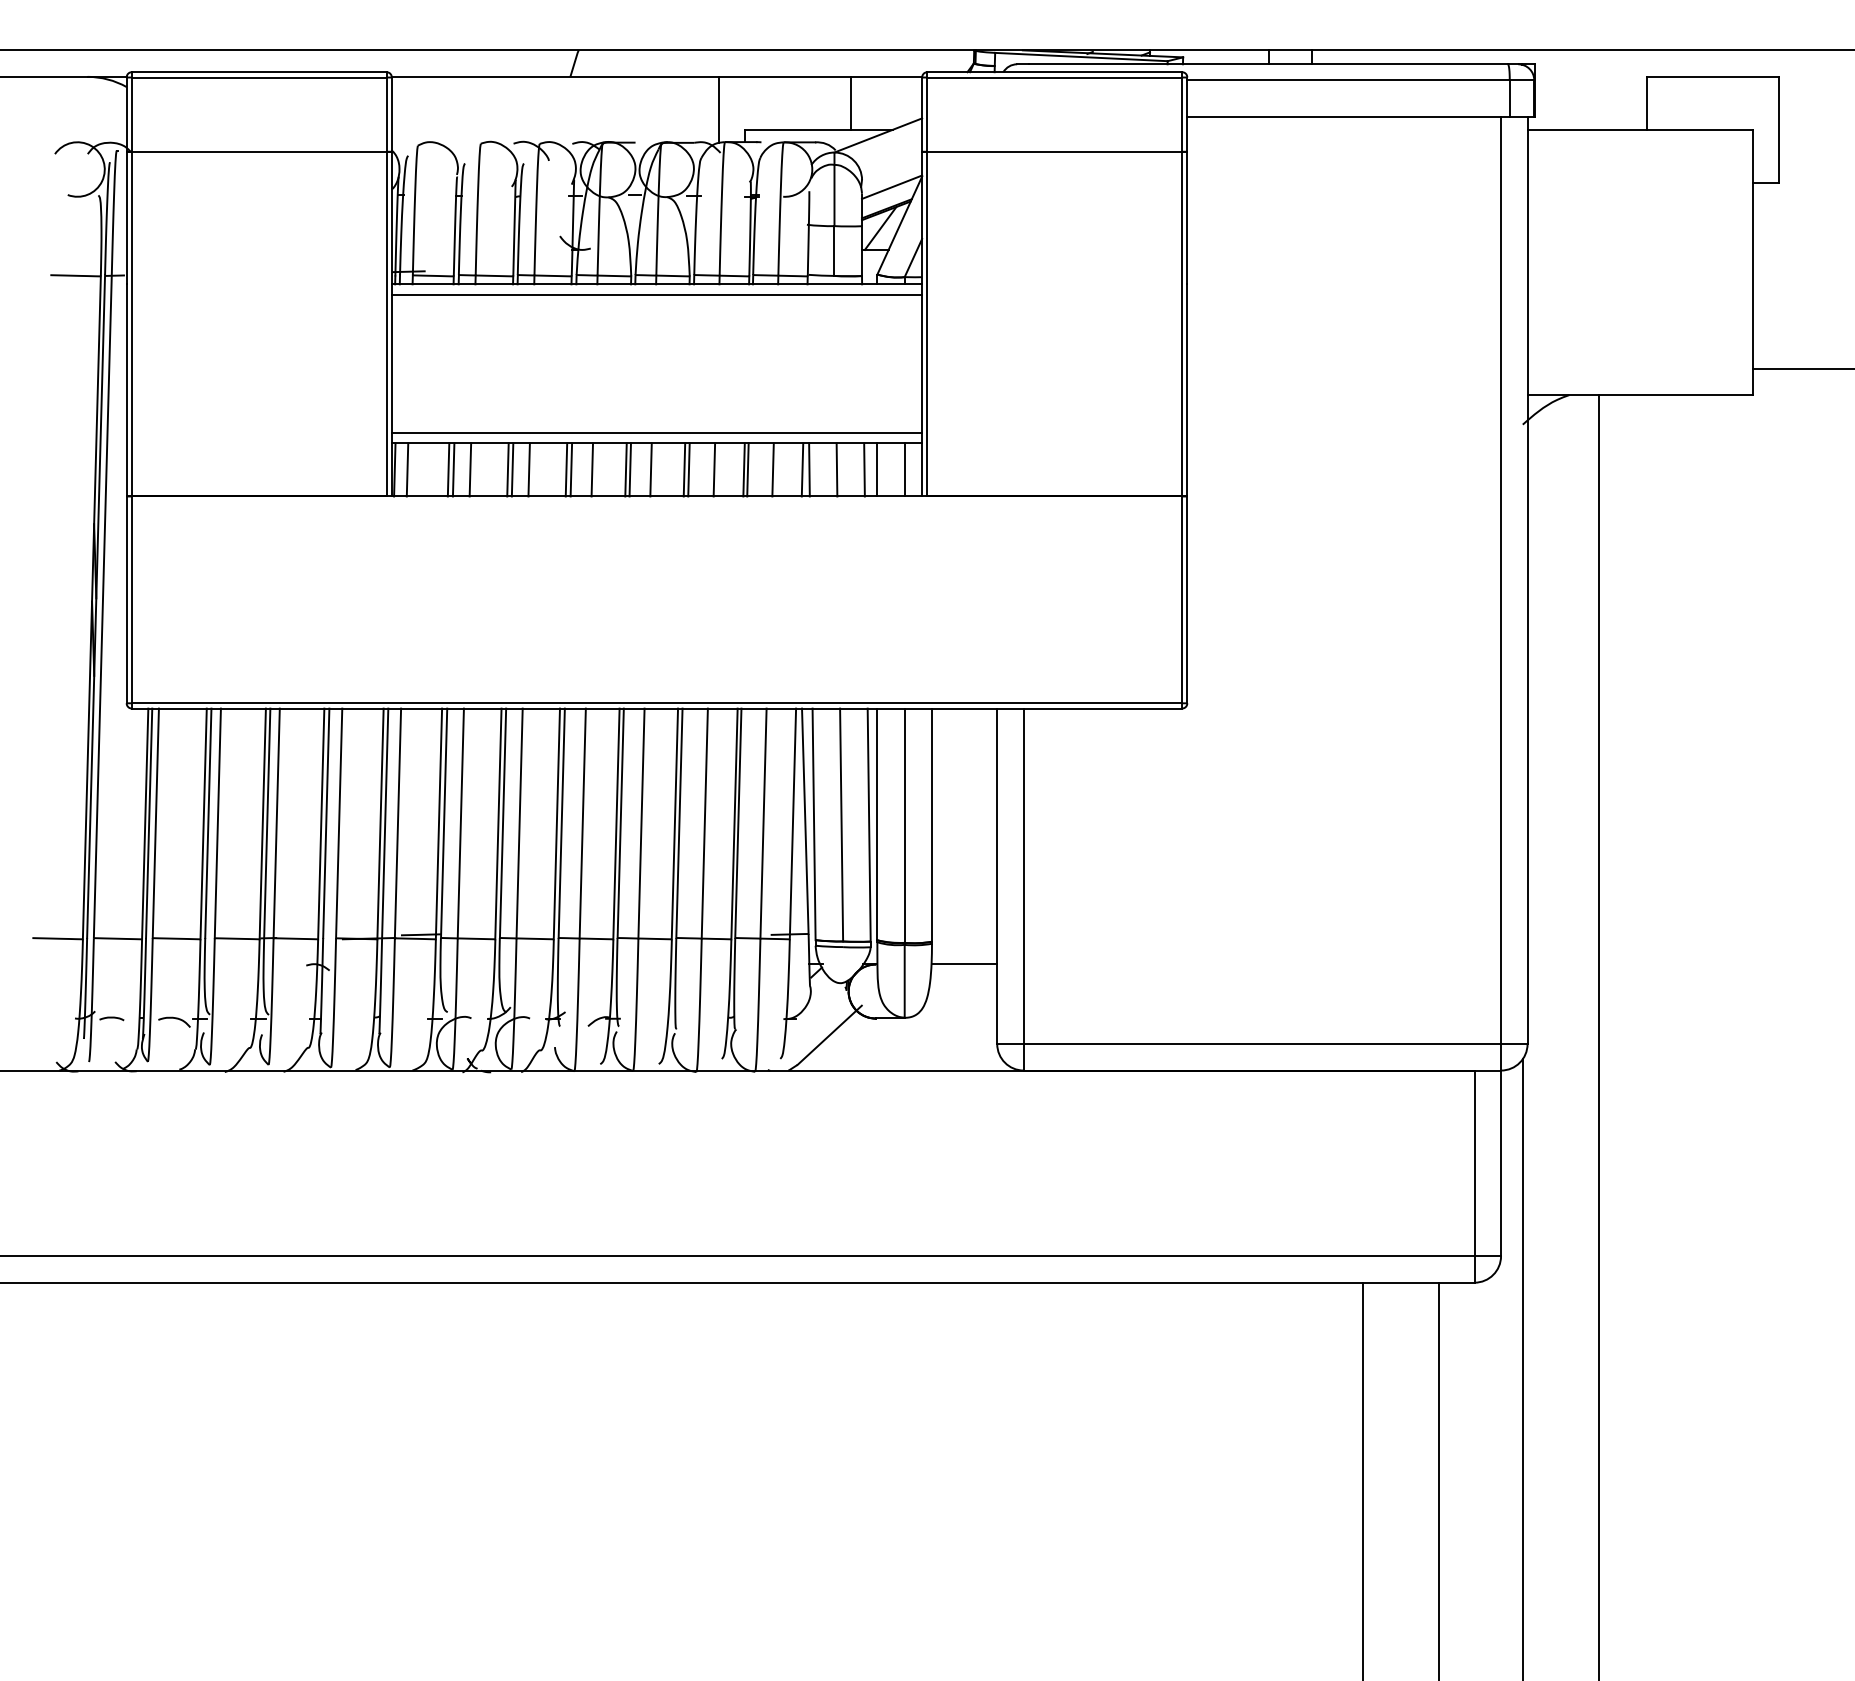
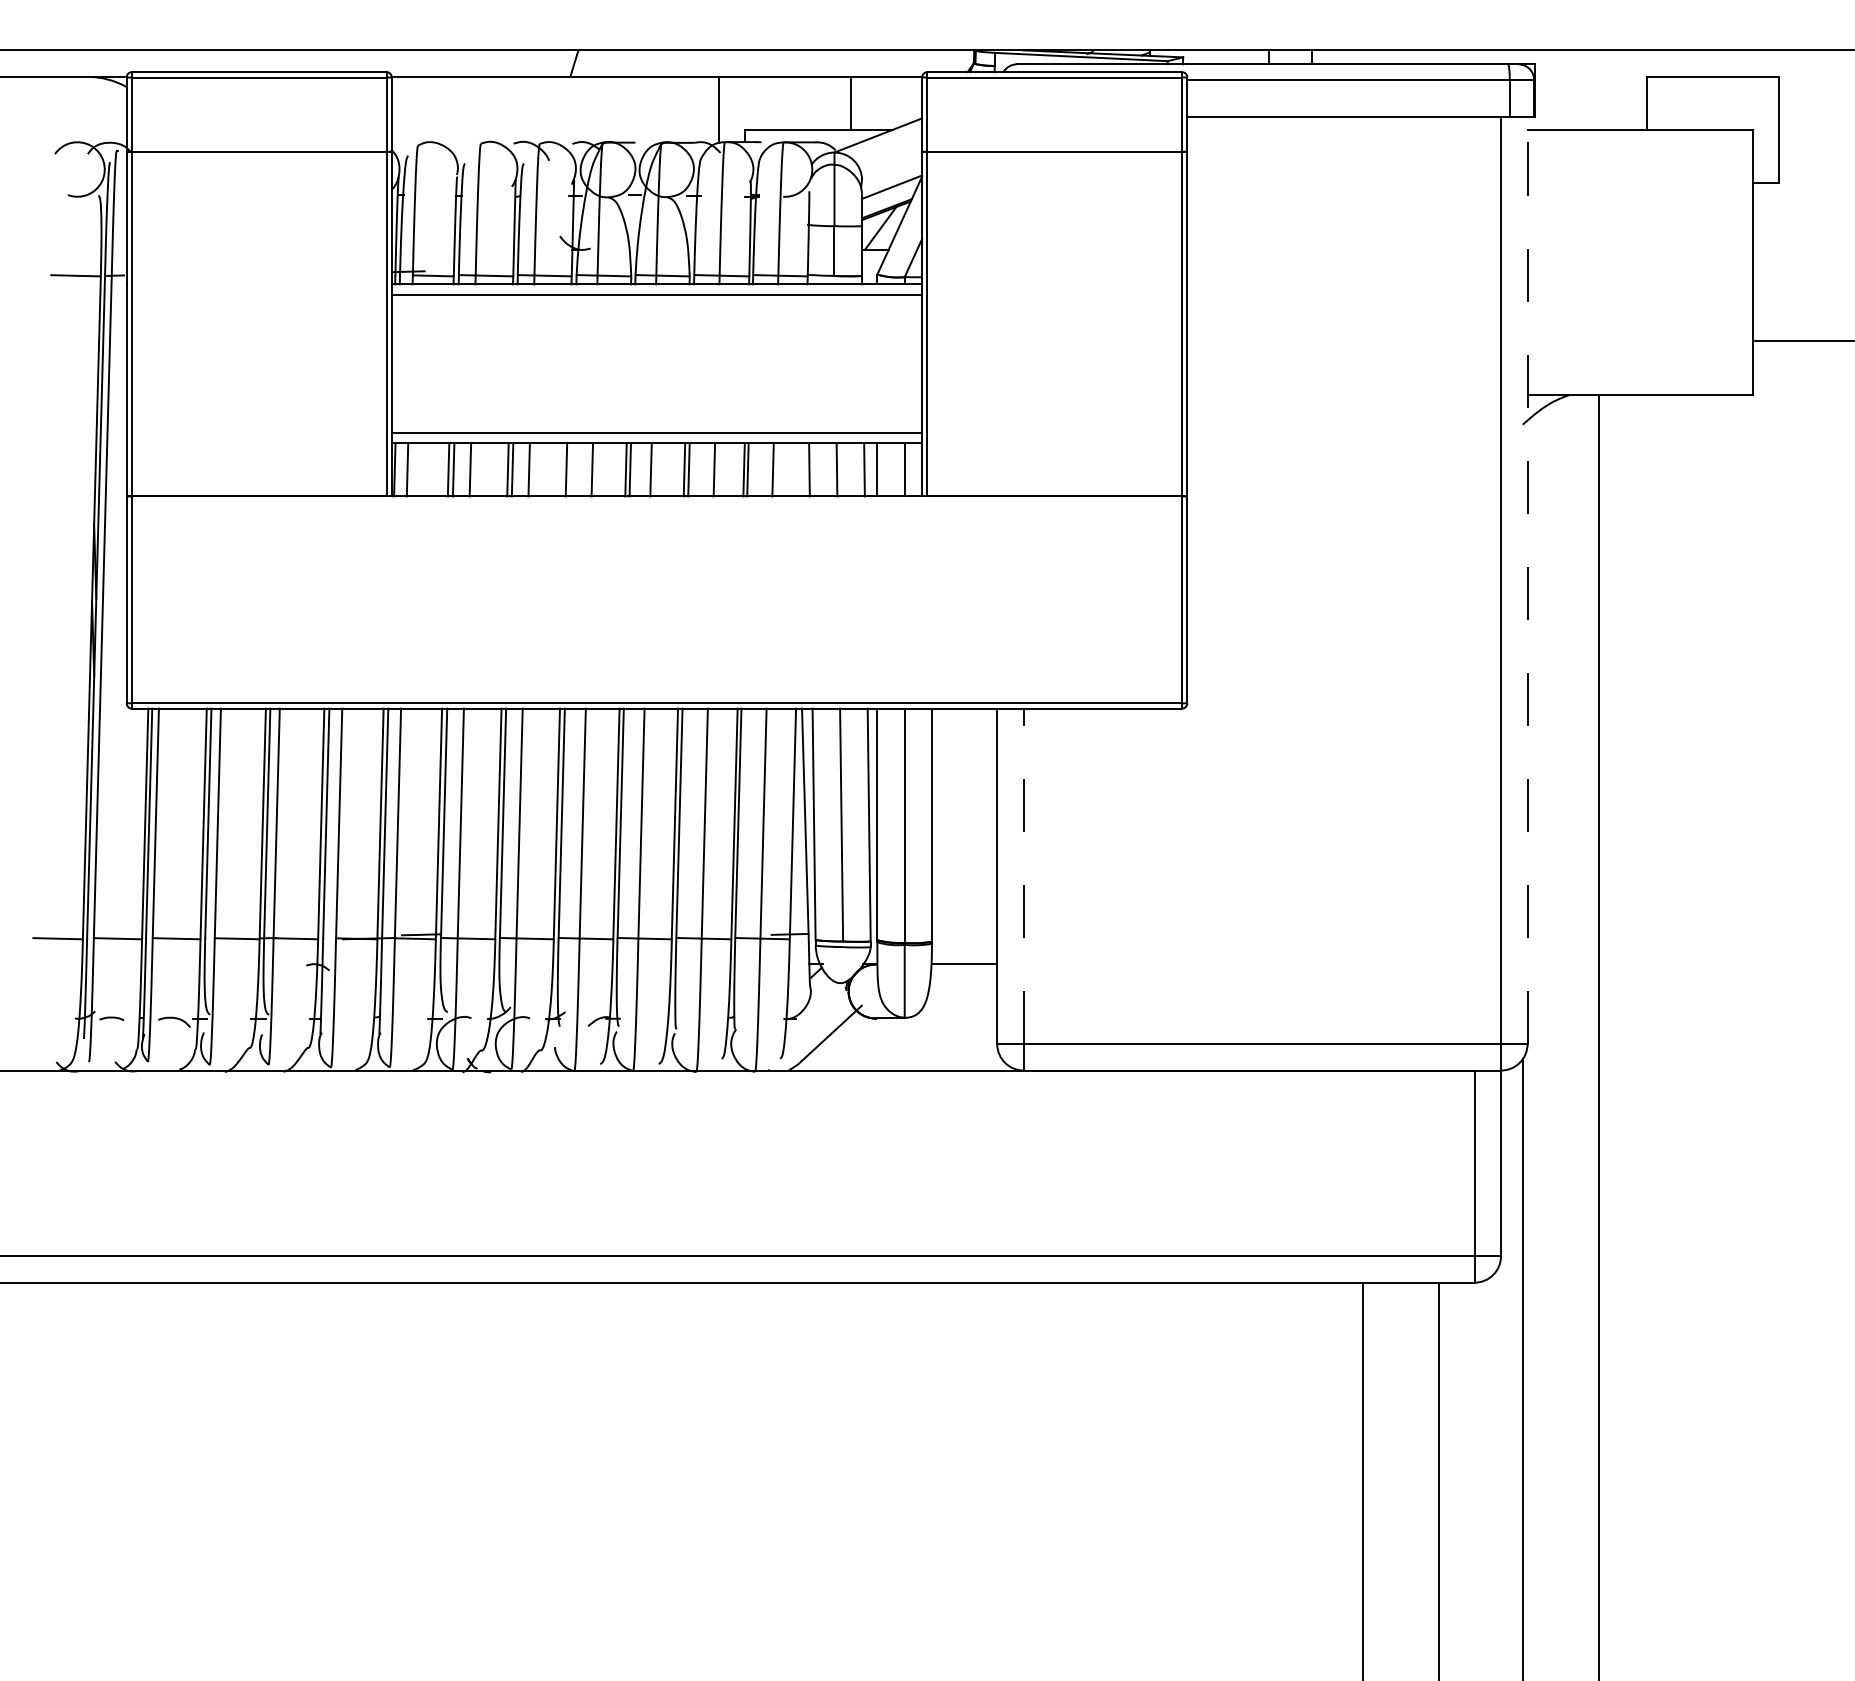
line position: (1801, 368) -> (1801, 340) (1801, 340)
line: present -> none (571, 469)
line: present -> none (802, 469)
line: solid -> dashed (1527, 580)
line: solid -> dashed (1023, 876)
